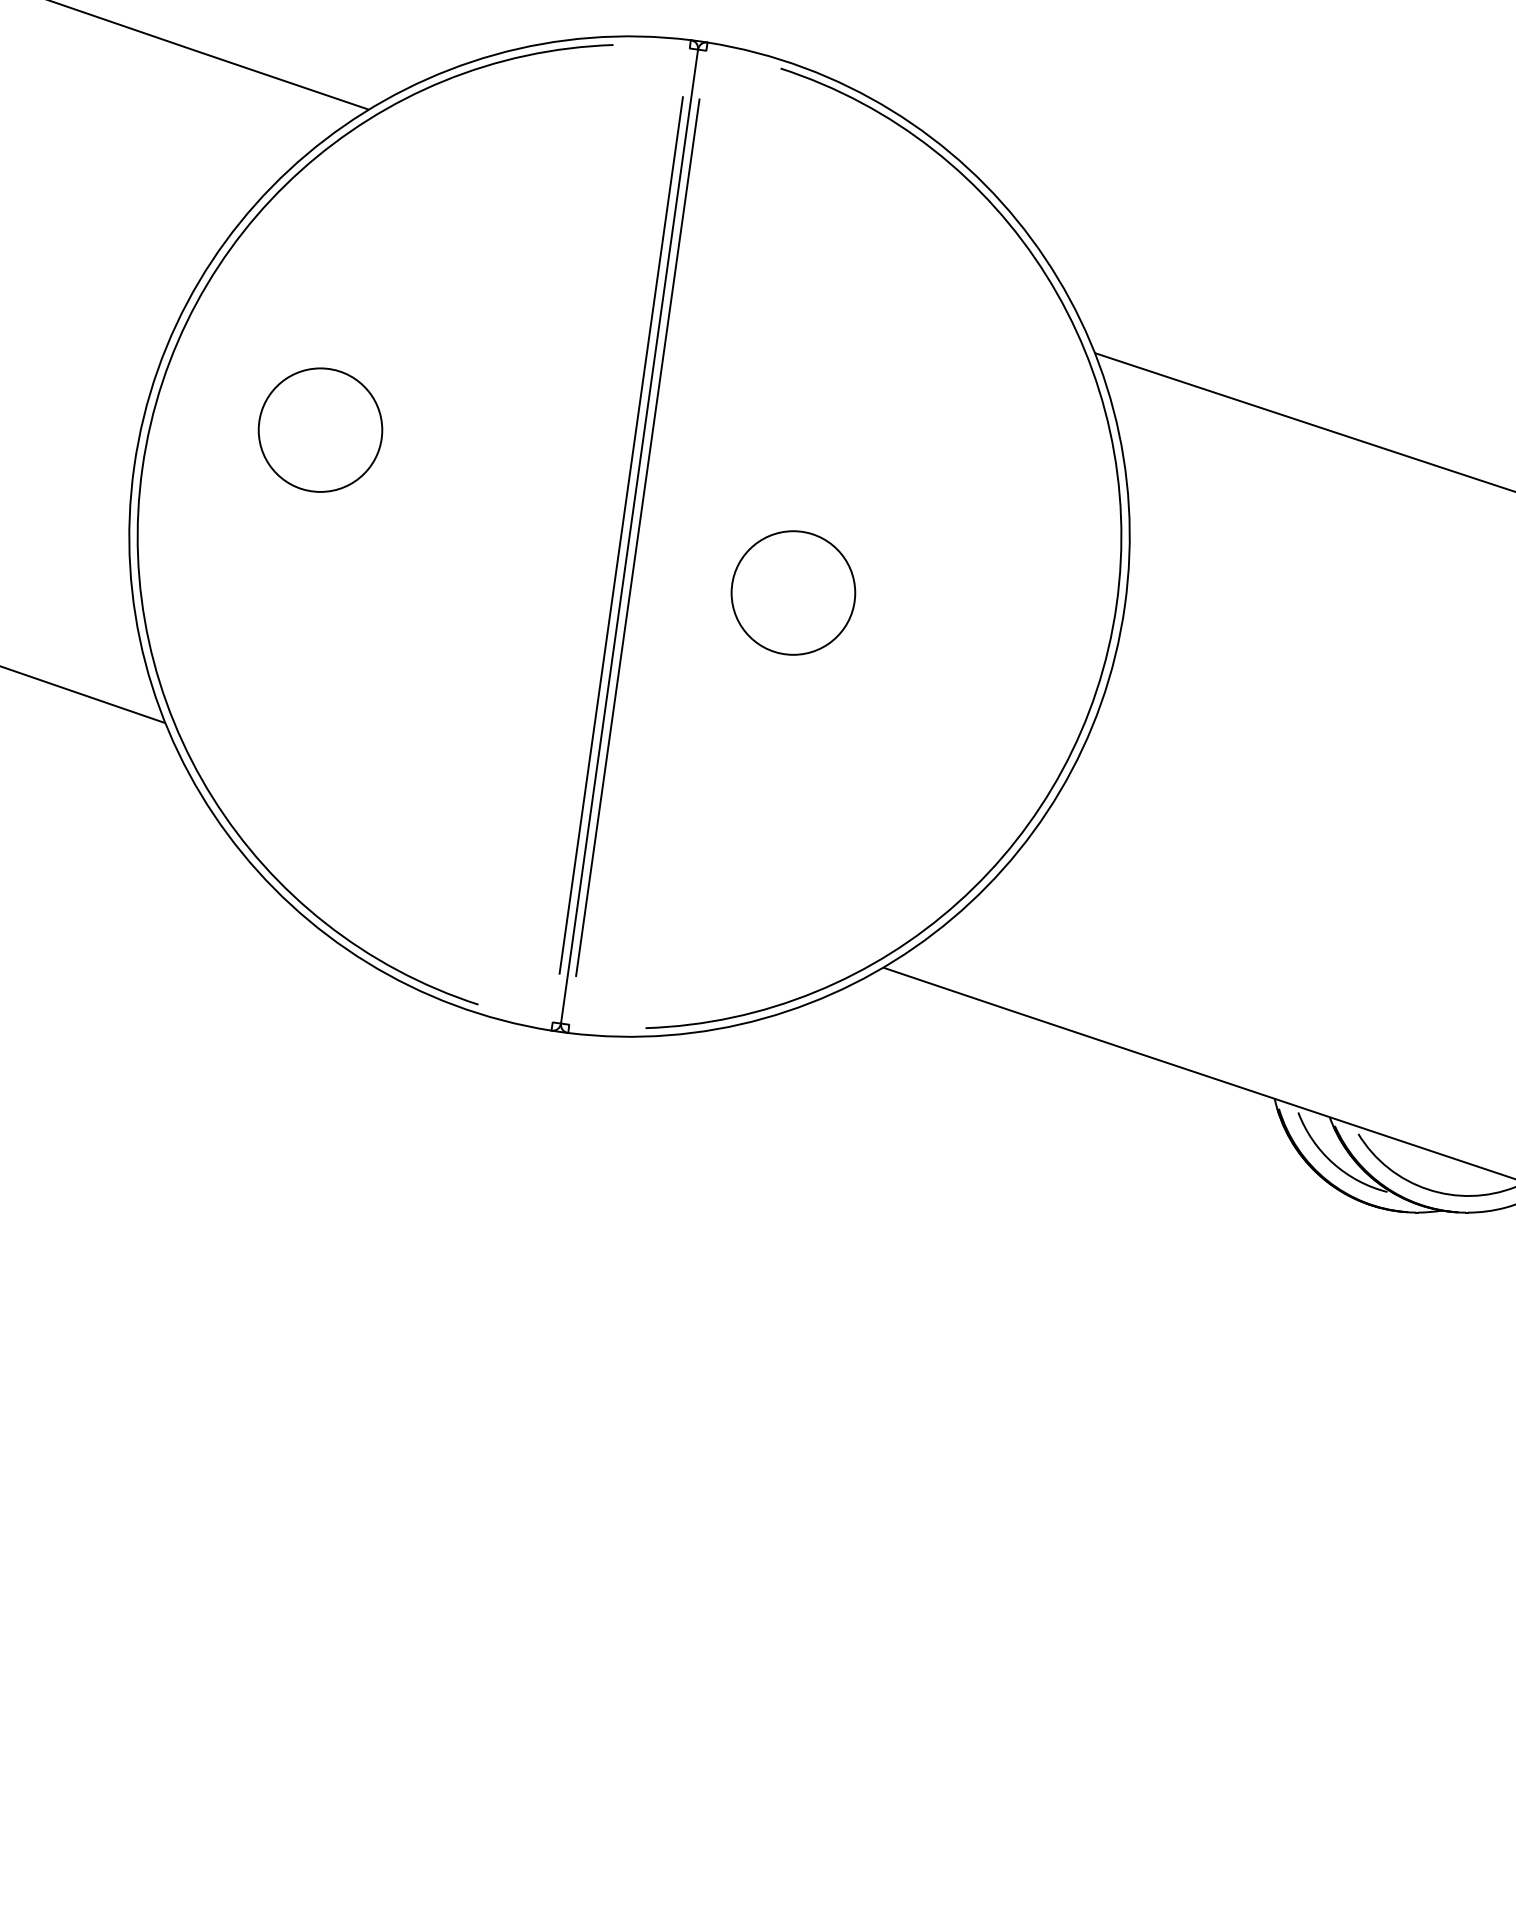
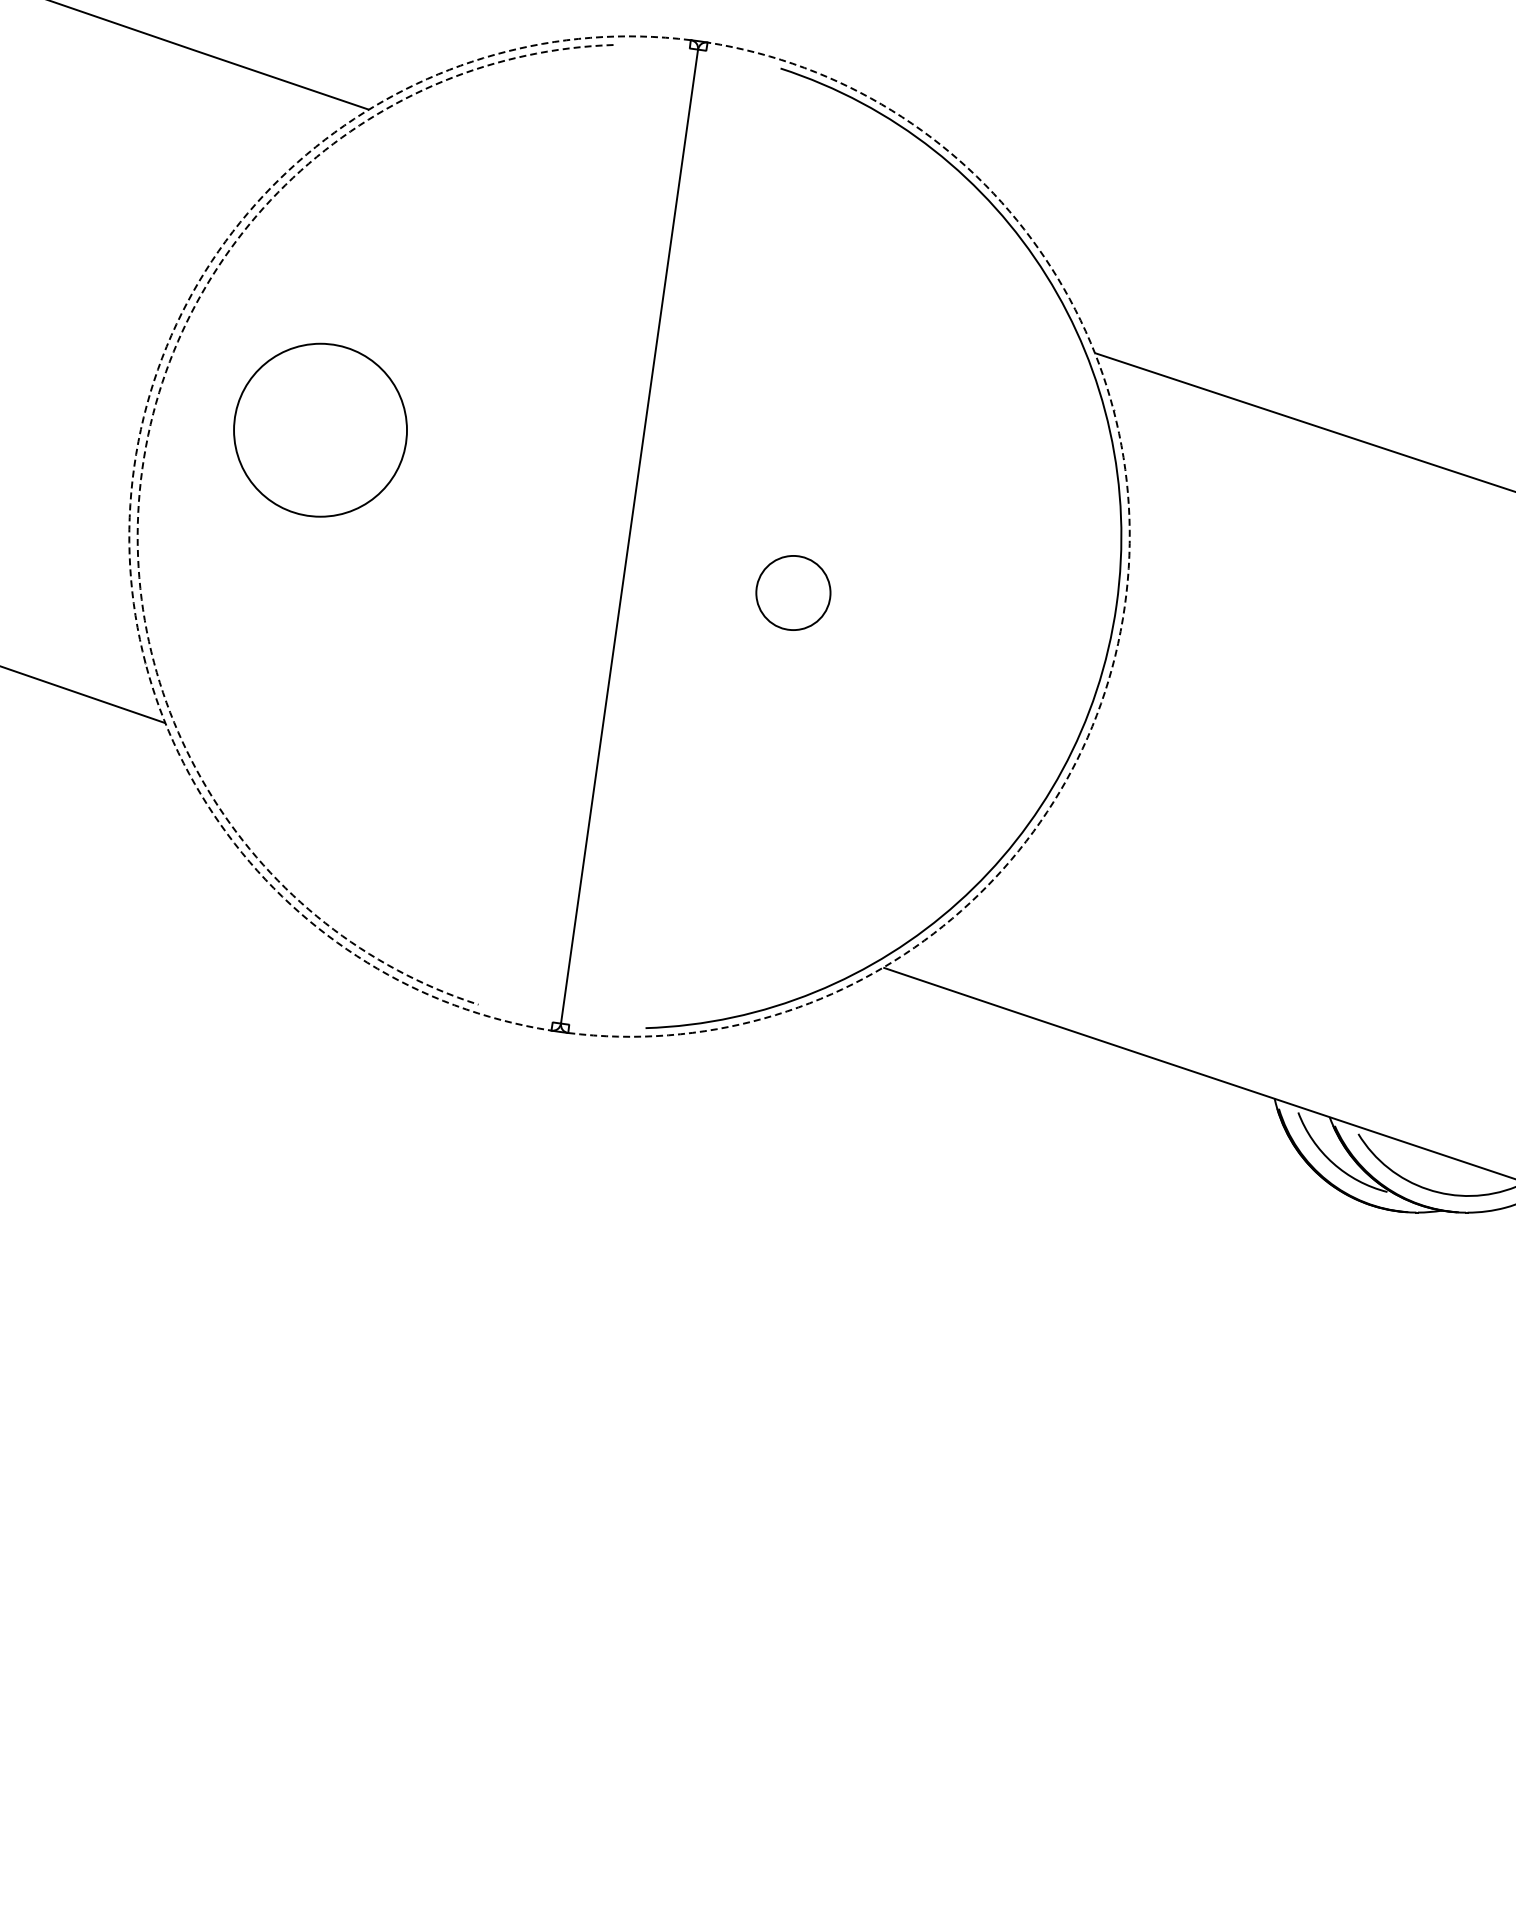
circle size: 127x126 px -> 175x176 px (320, 429)
arc: solid -> dashed (134, 466)
arc: solid -> dashed (142, 468)
line: present -> none (620, 535)
line: present -> none (637, 537)
circle diameter: 124 px -> 74 px (793, 592)
arc: solid -> dashed (1124, 606)
